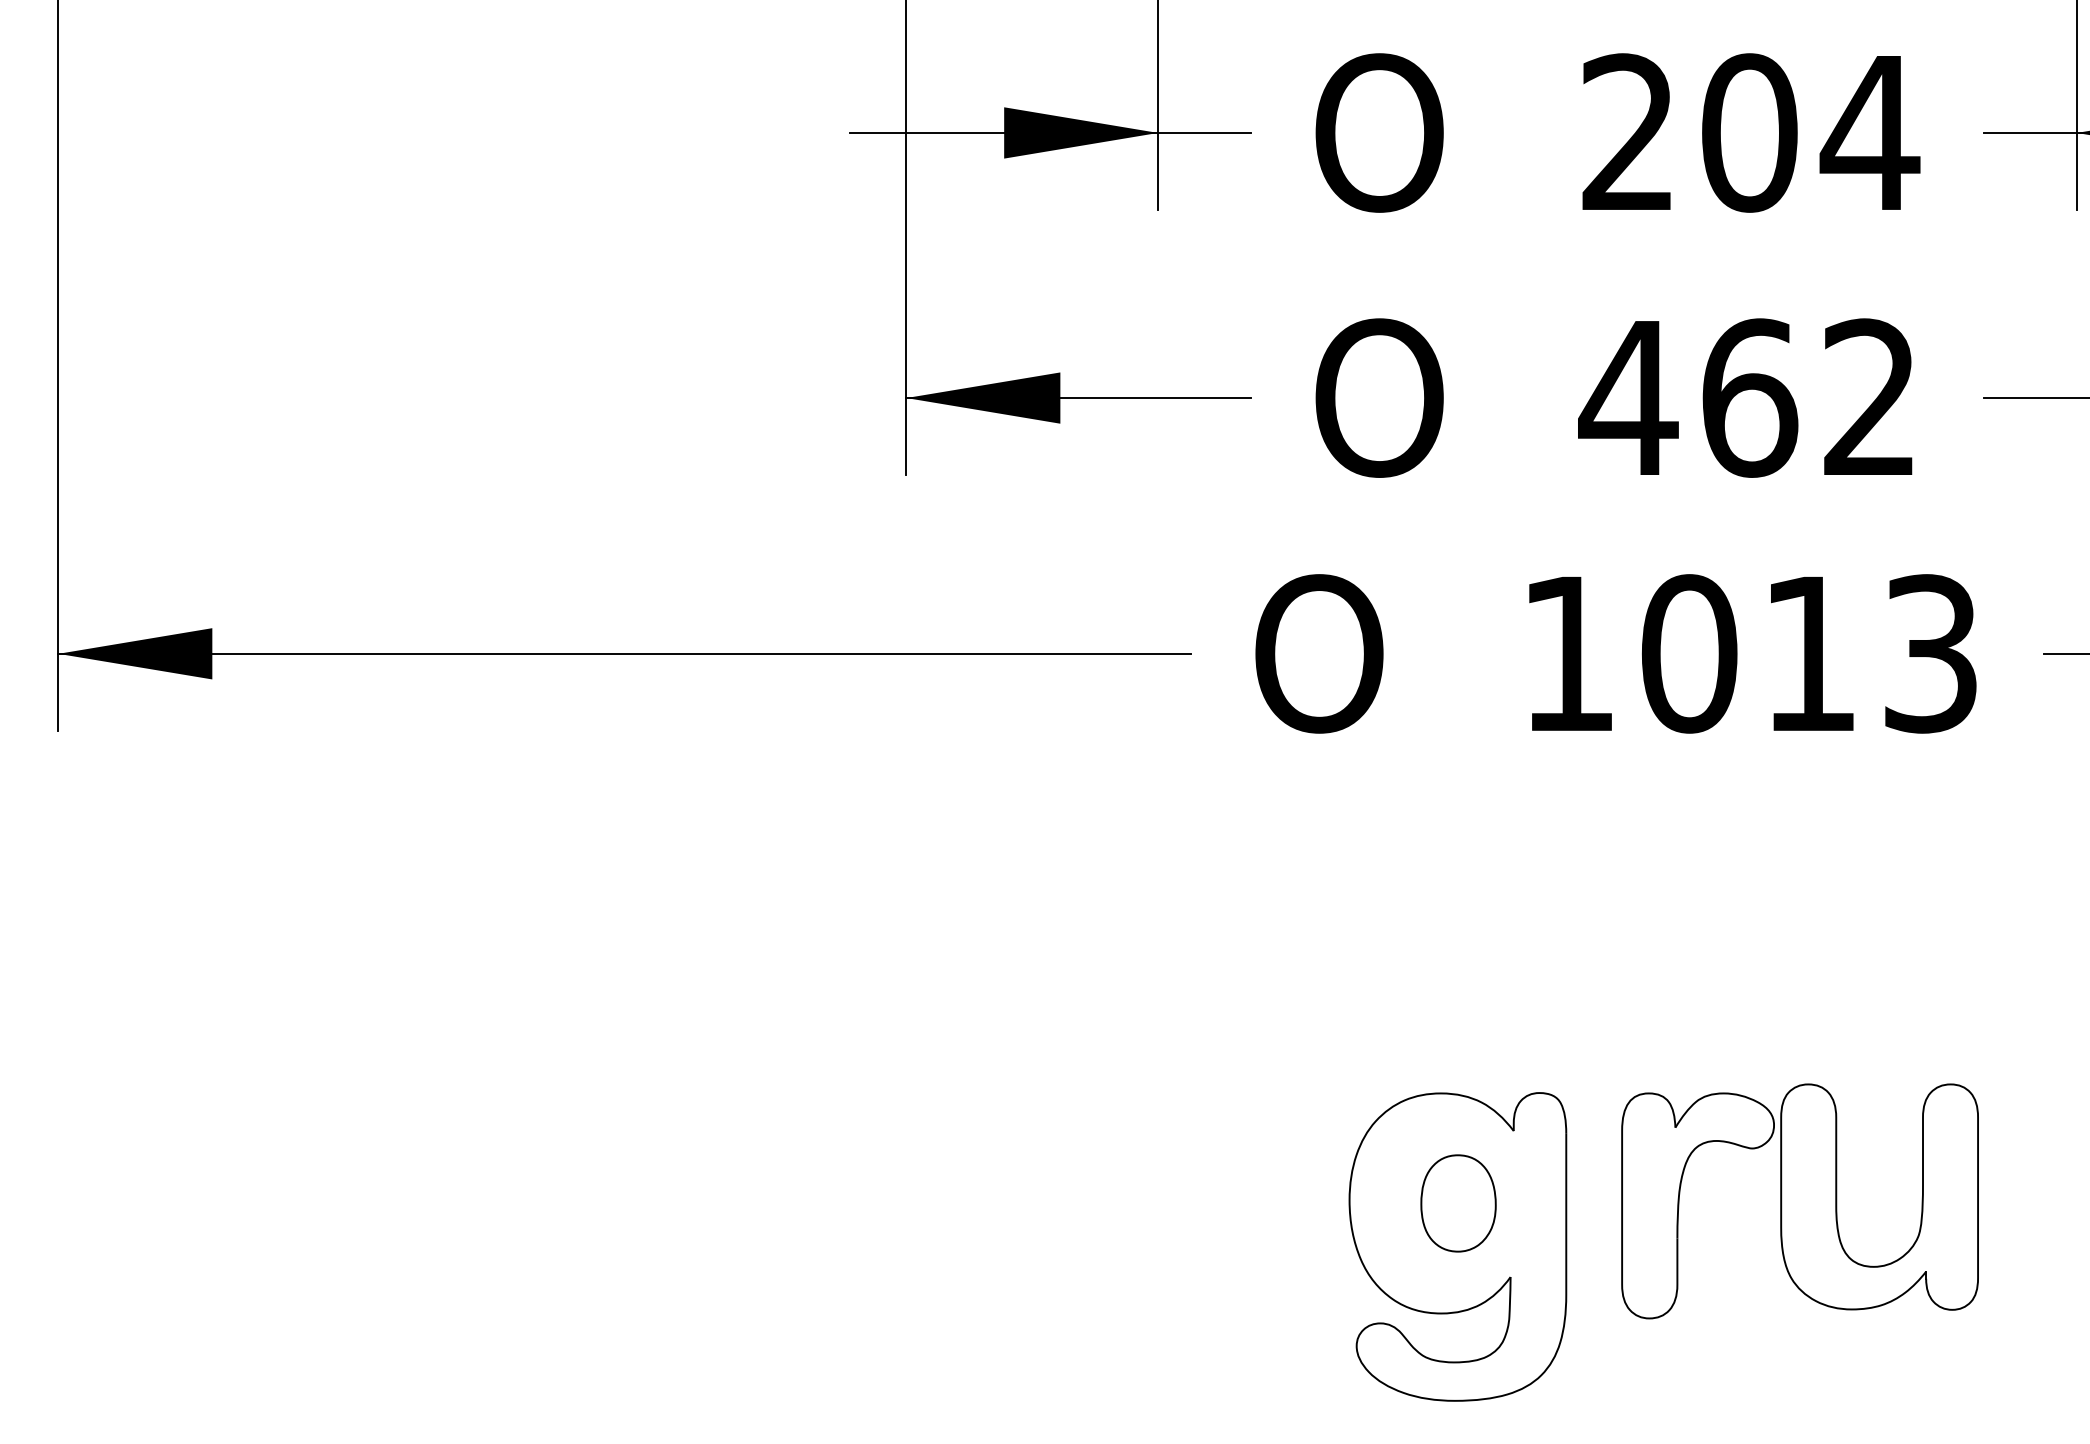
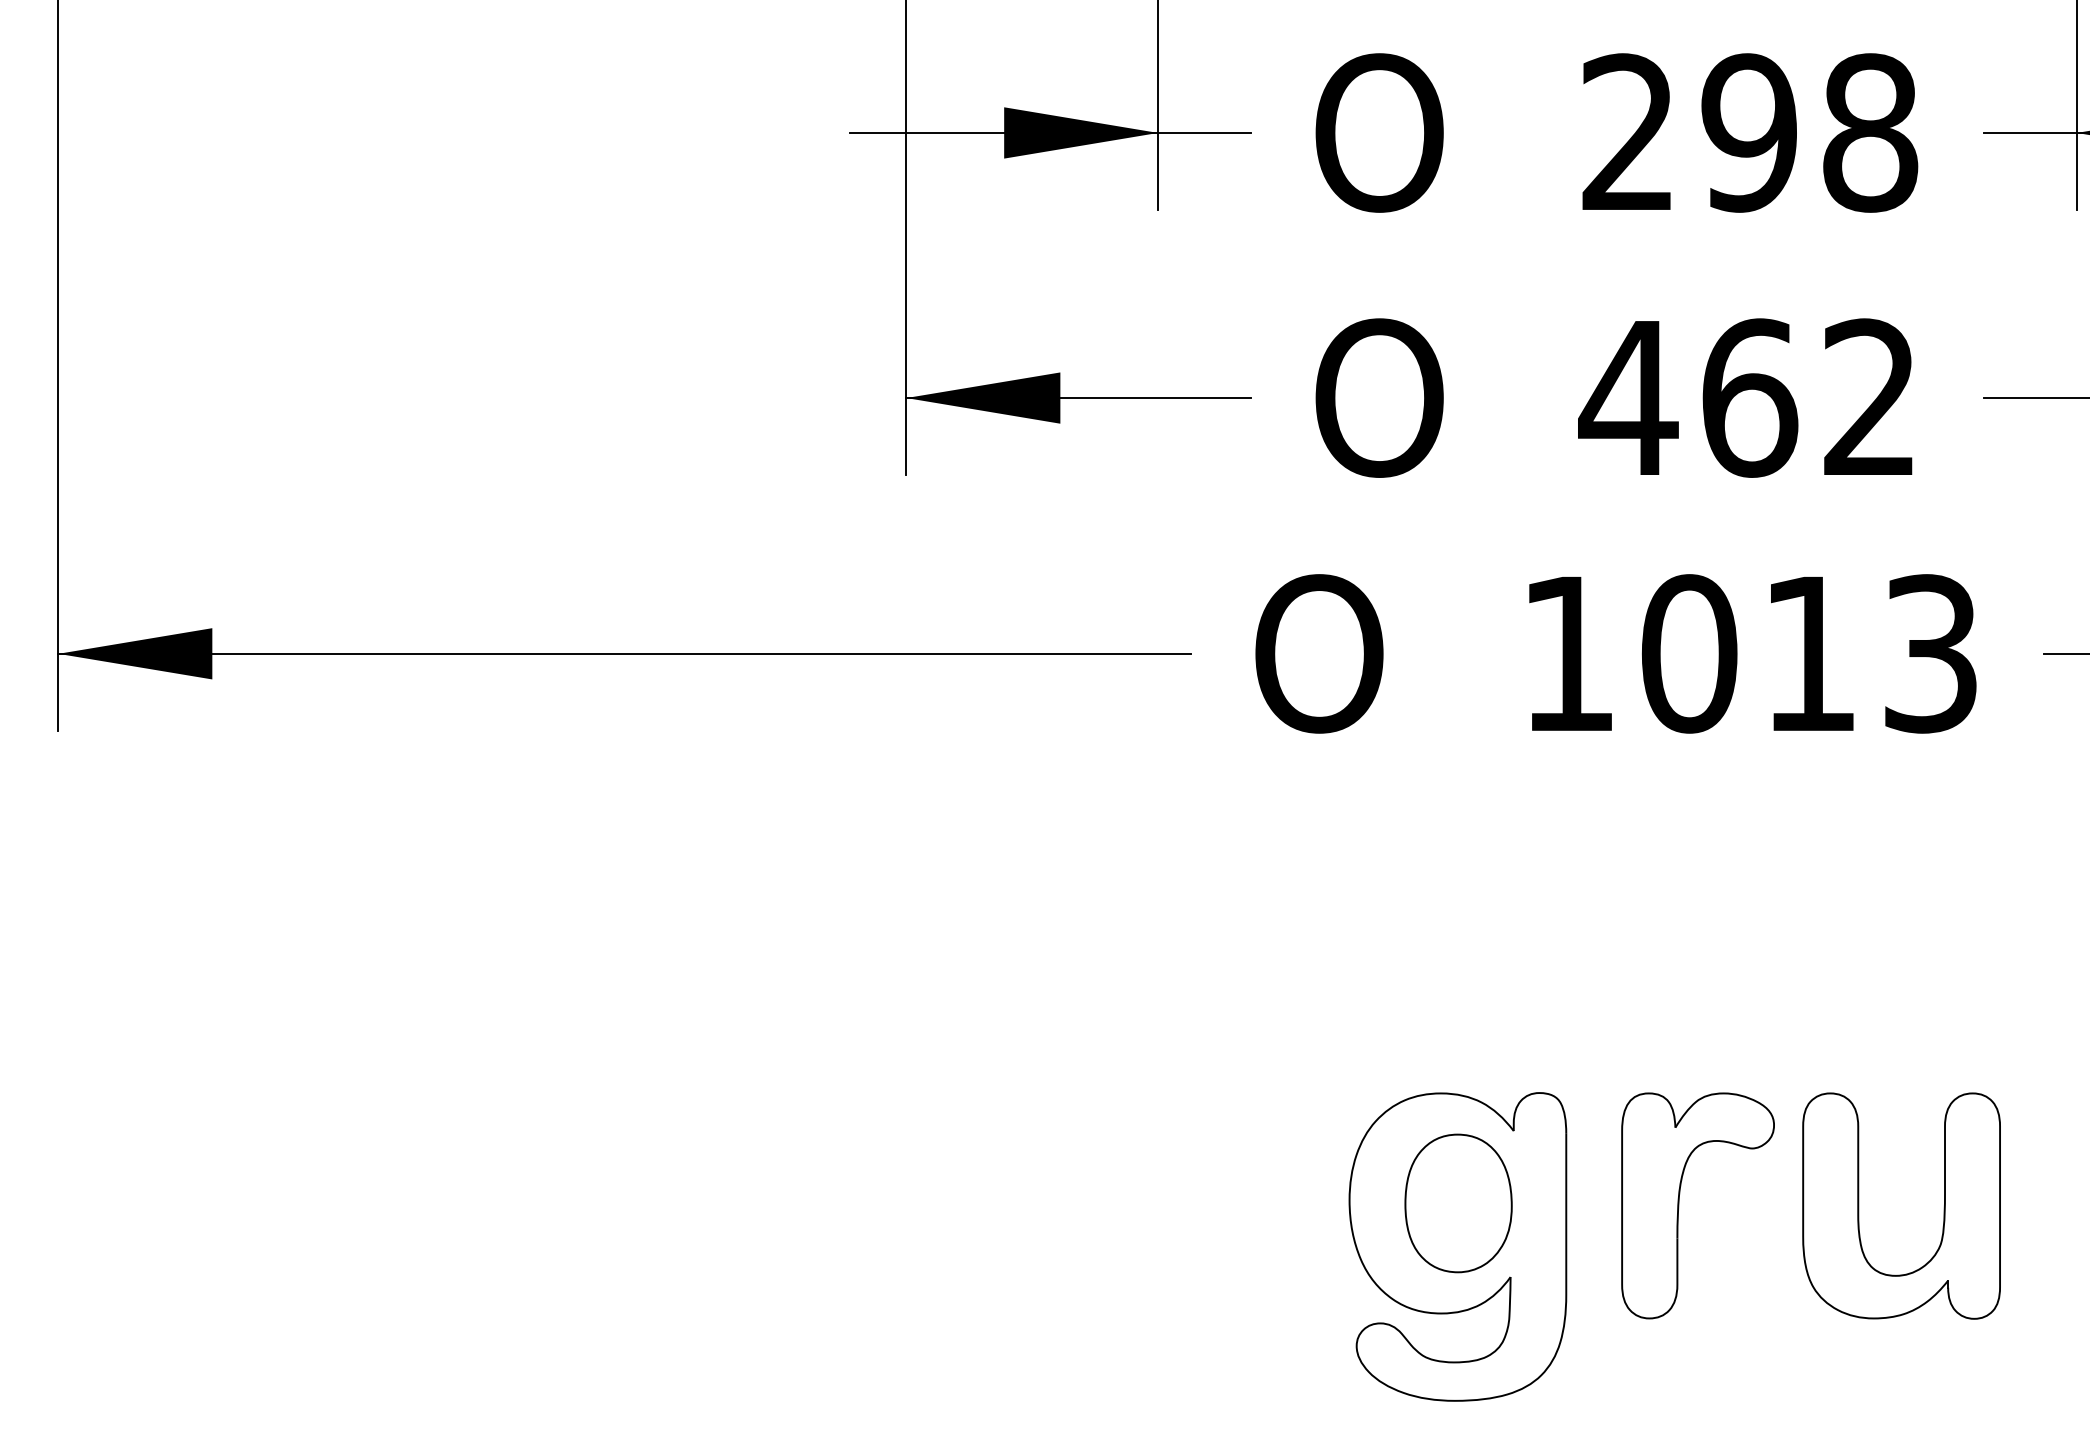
text: 204 -> 298 (1810, 132)
part position: (1837, 1196) -> (1859, 1205) (1859, 1205)
part size: 77x99 px -> 109x141 px (1458, 1203)
